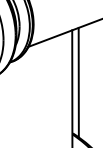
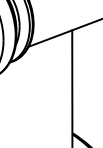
line: present -> none (78, 82)
